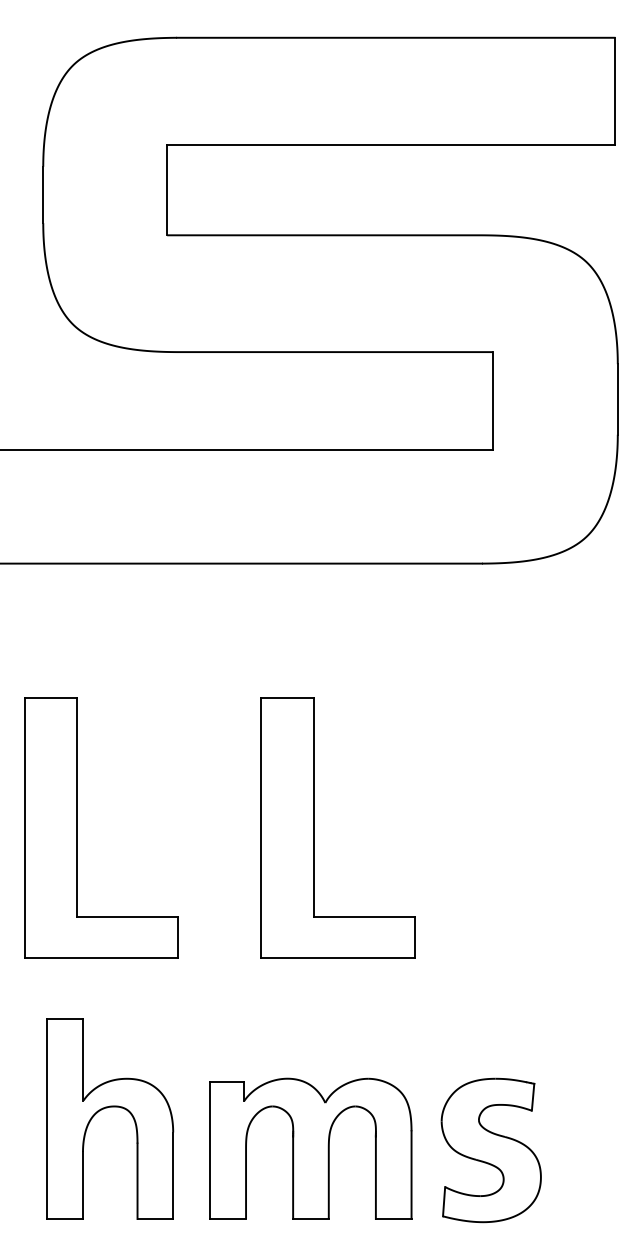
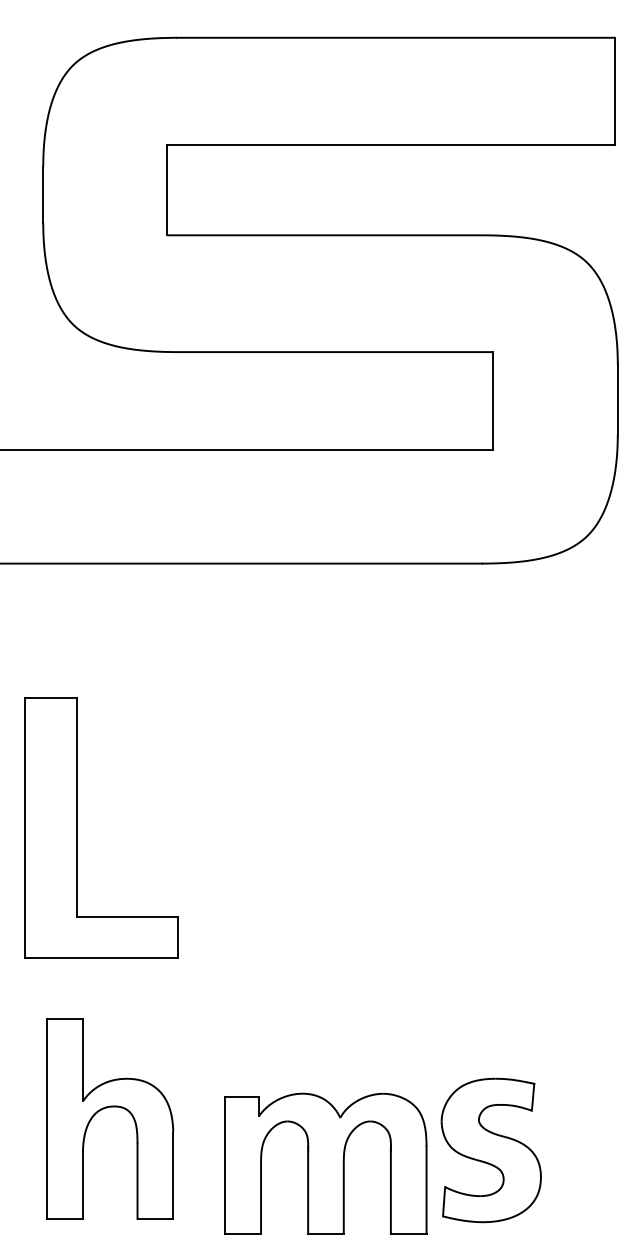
part: present -> none (314, 827)
part position: (310, 1148) -> (325, 1163) (325, 1163)
